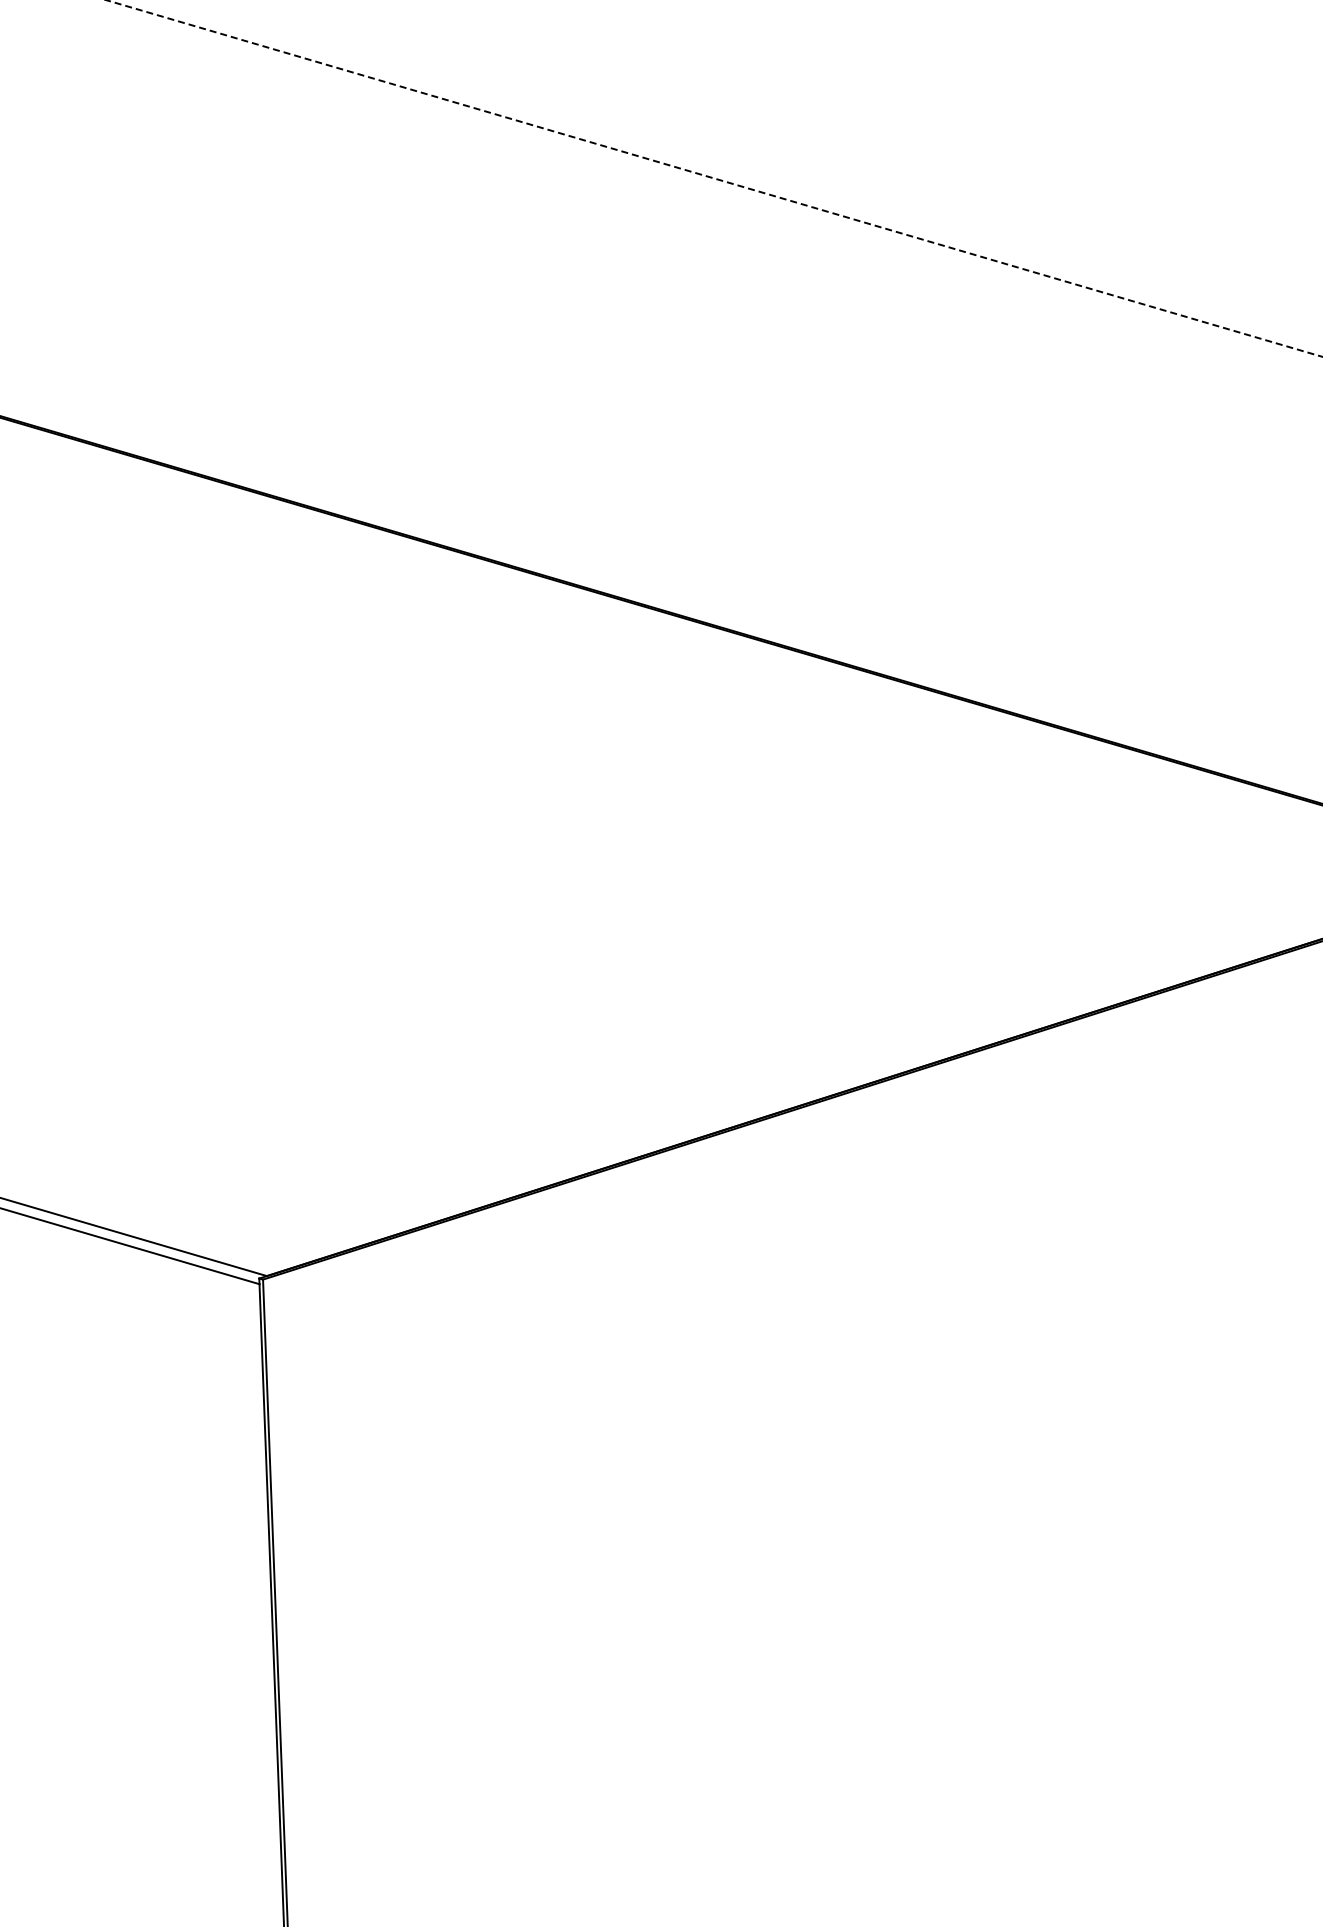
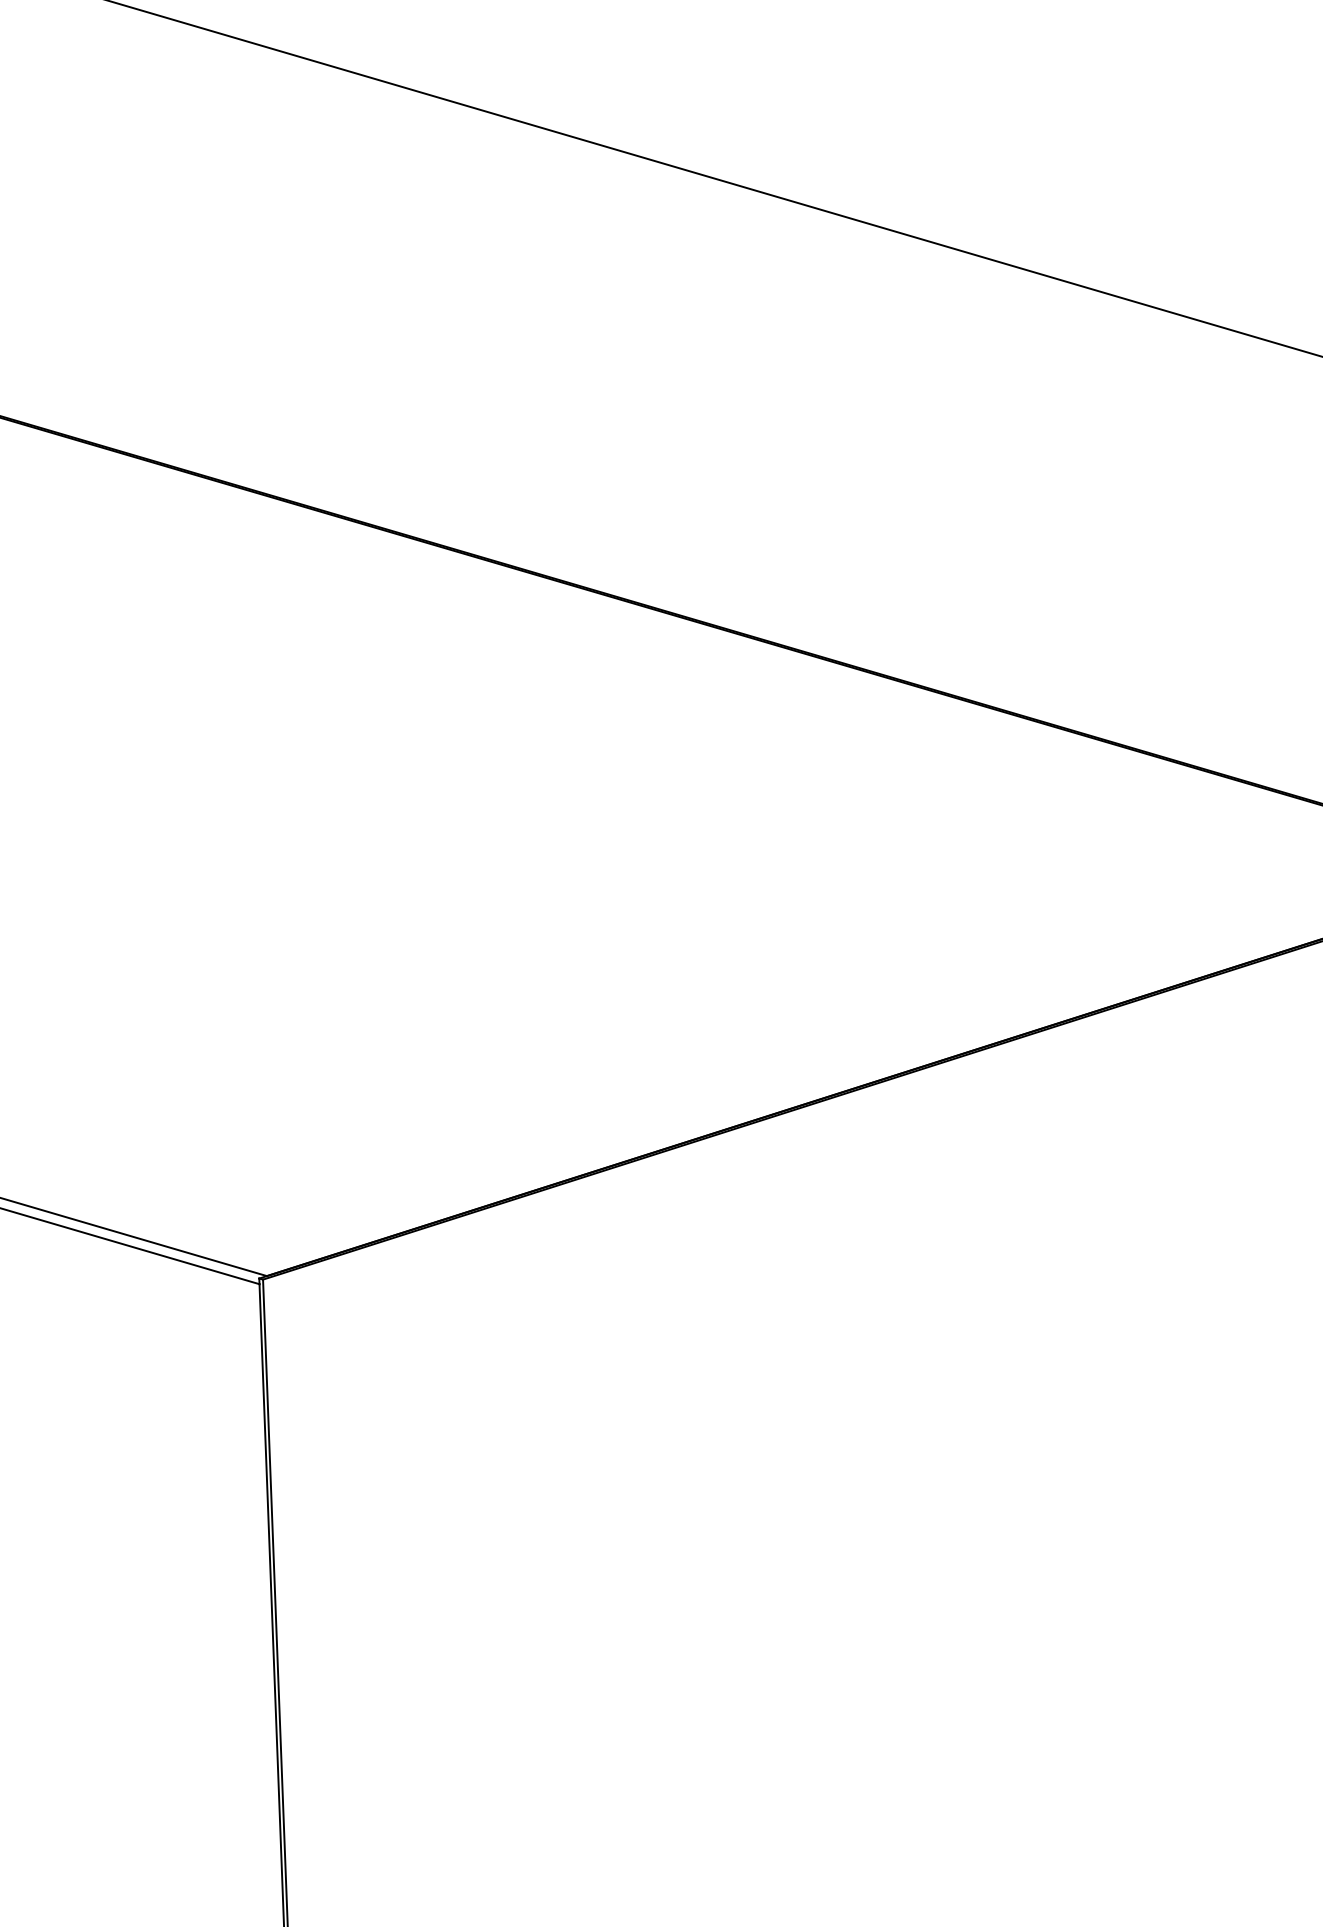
line: dashed -> solid (714, 178)
